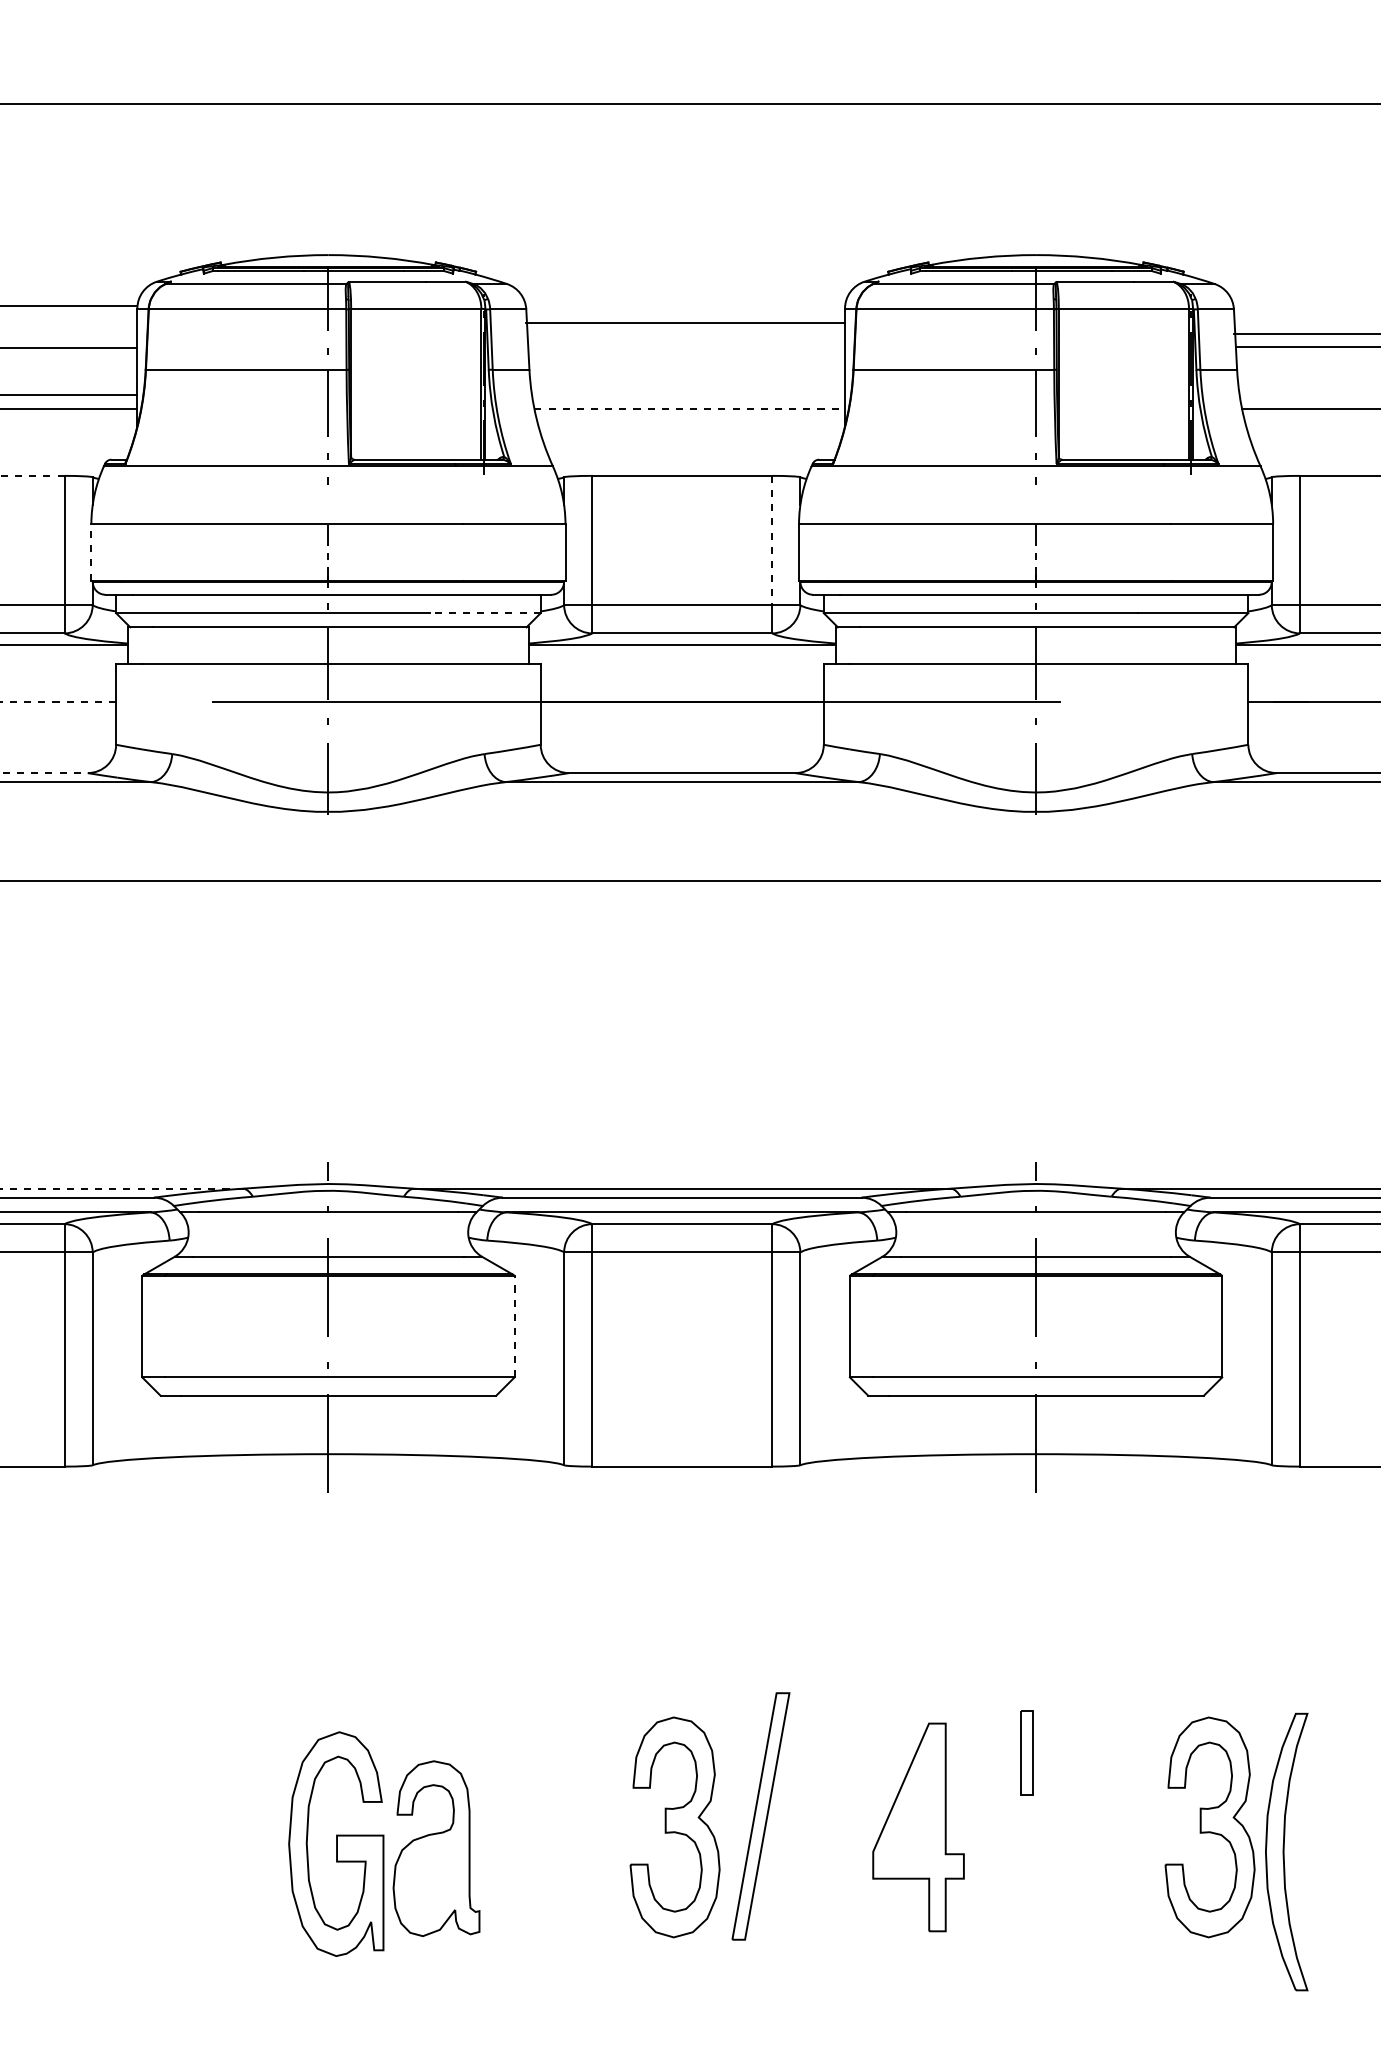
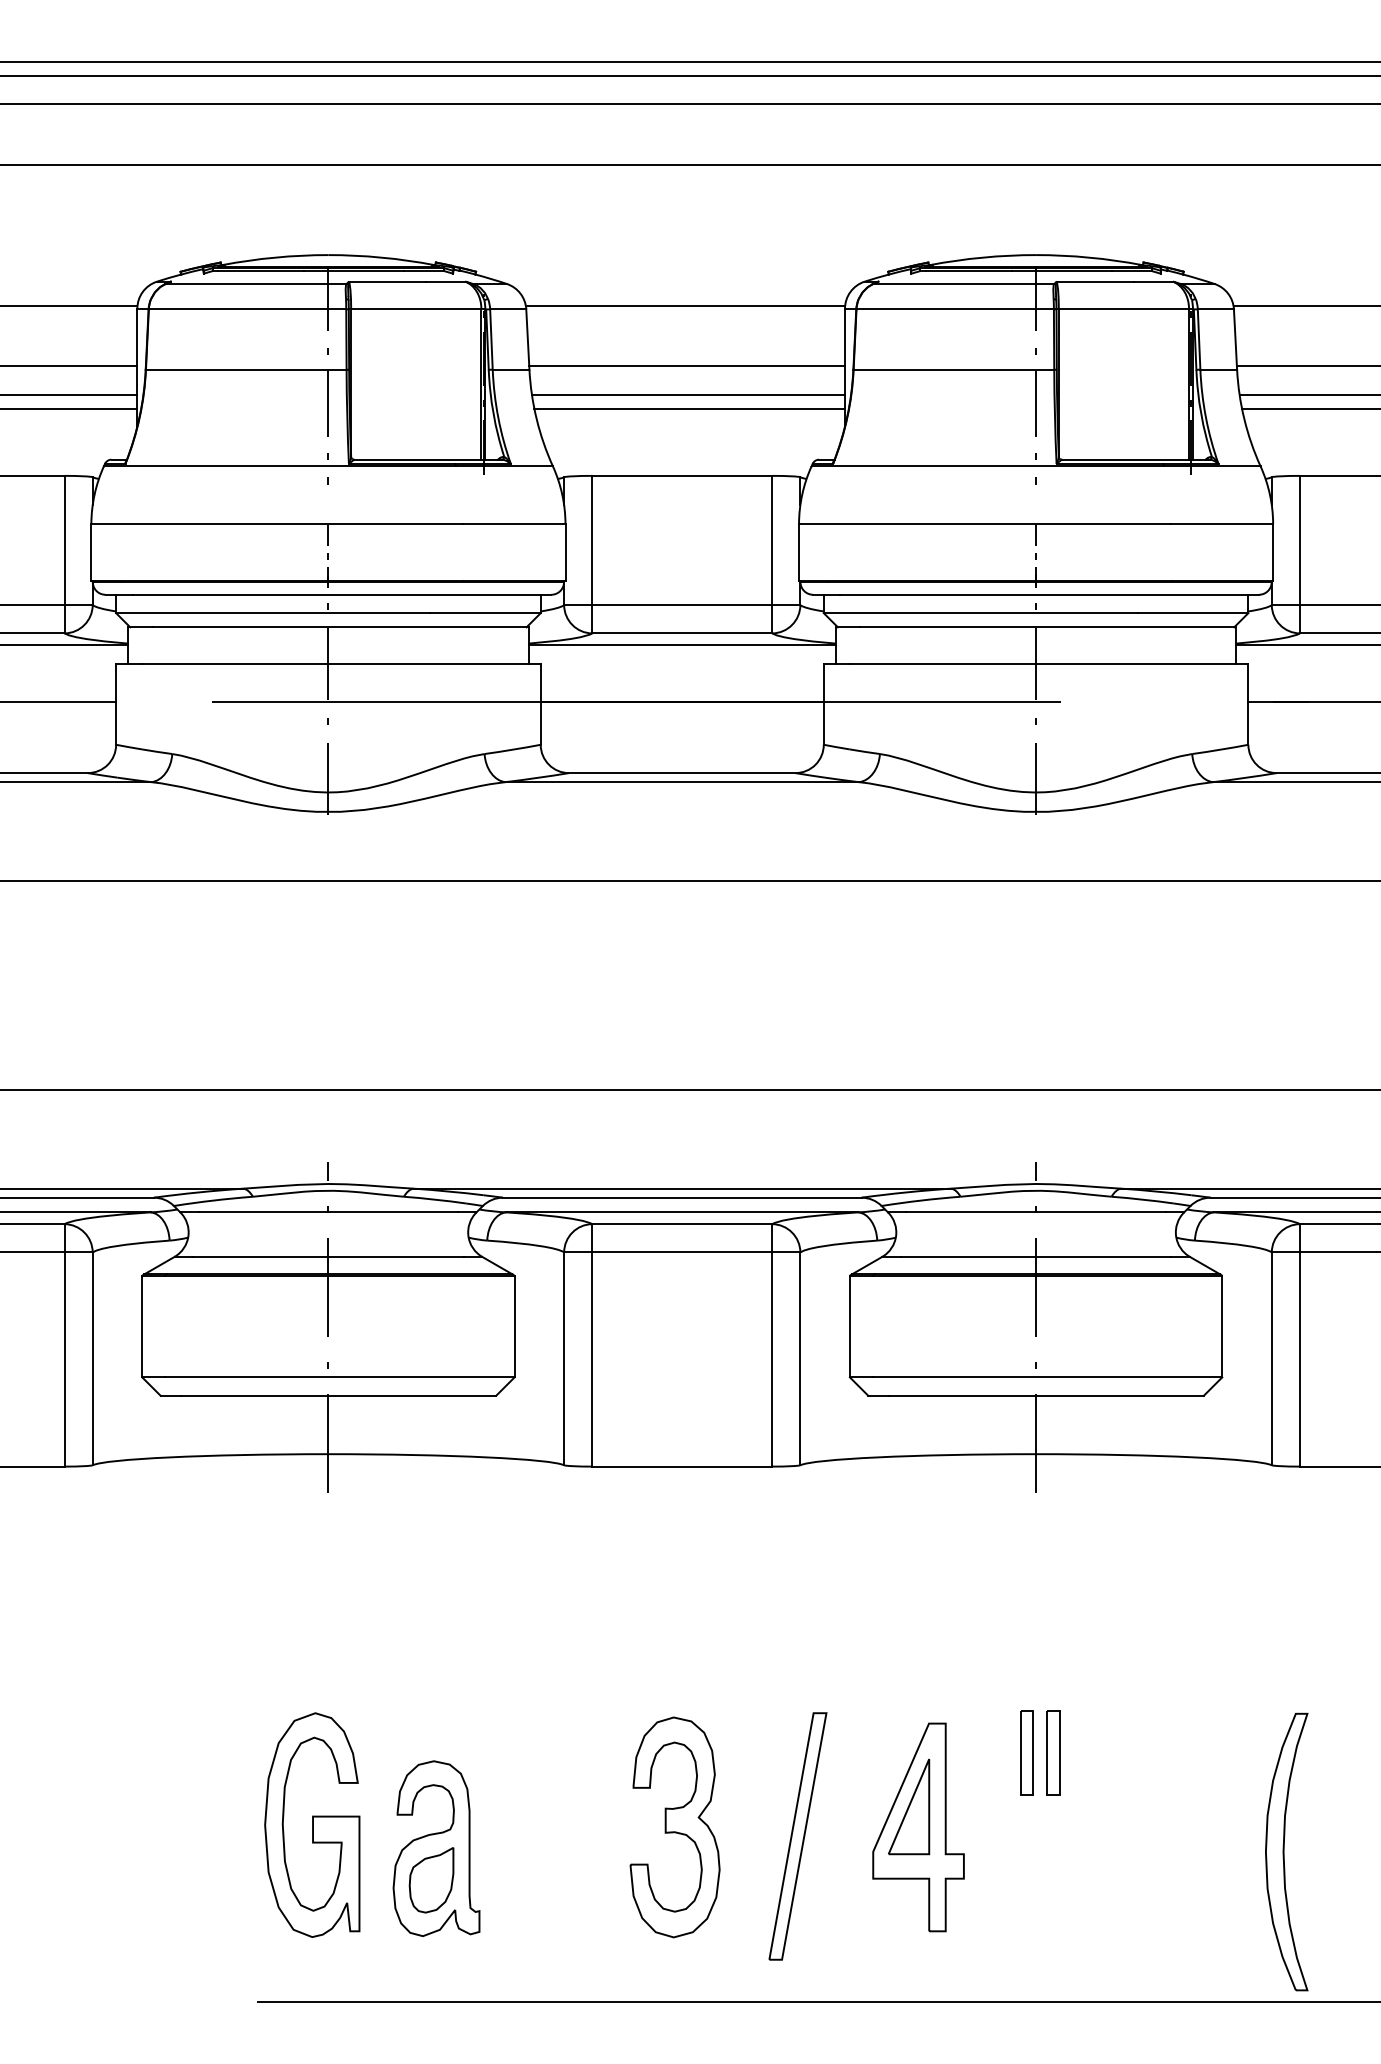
line: none -> present (689, 61)
line: none -> present (689, 76)
line: none -> present (689, 164)
line position: (685, 323) -> (685, 306) (685, 306)
line position: (1305, 334) -> (1305, 306) (1305, 306)
line position: (1306, 347) -> (1306, 366) (1306, 366)
line position: (69, 348) -> (69, 366) (69, 366)
line: none -> present (687, 366)
line: none -> present (688, 394)
line: none -> present (1308, 394)
line: dashed -> solid (690, 408)
line: dashed -> solid (32, 475)
line: dashed -> solid (772, 540)
line: dashed -> solid (91, 551)
line: dashed -> solid (484, 613)
line: dashed -> solid (58, 701)
line: dashed -> solid (43, 773)
line: none -> present (689, 1090)
line: dashed -> solid (121, 1188)
line: dashed -> solid (514, 1326)
part: none -> present (1053, 1752)
part: none -> present (909, 1806)
part position: (760, 1816) -> (797, 1836) (797, 1836)
part: present -> none (1209, 1827)
part position: (336, 1843) -> (312, 1824) (312, 1824)
part: none -> present (431, 1880)
line: none -> present (817, 2002)
